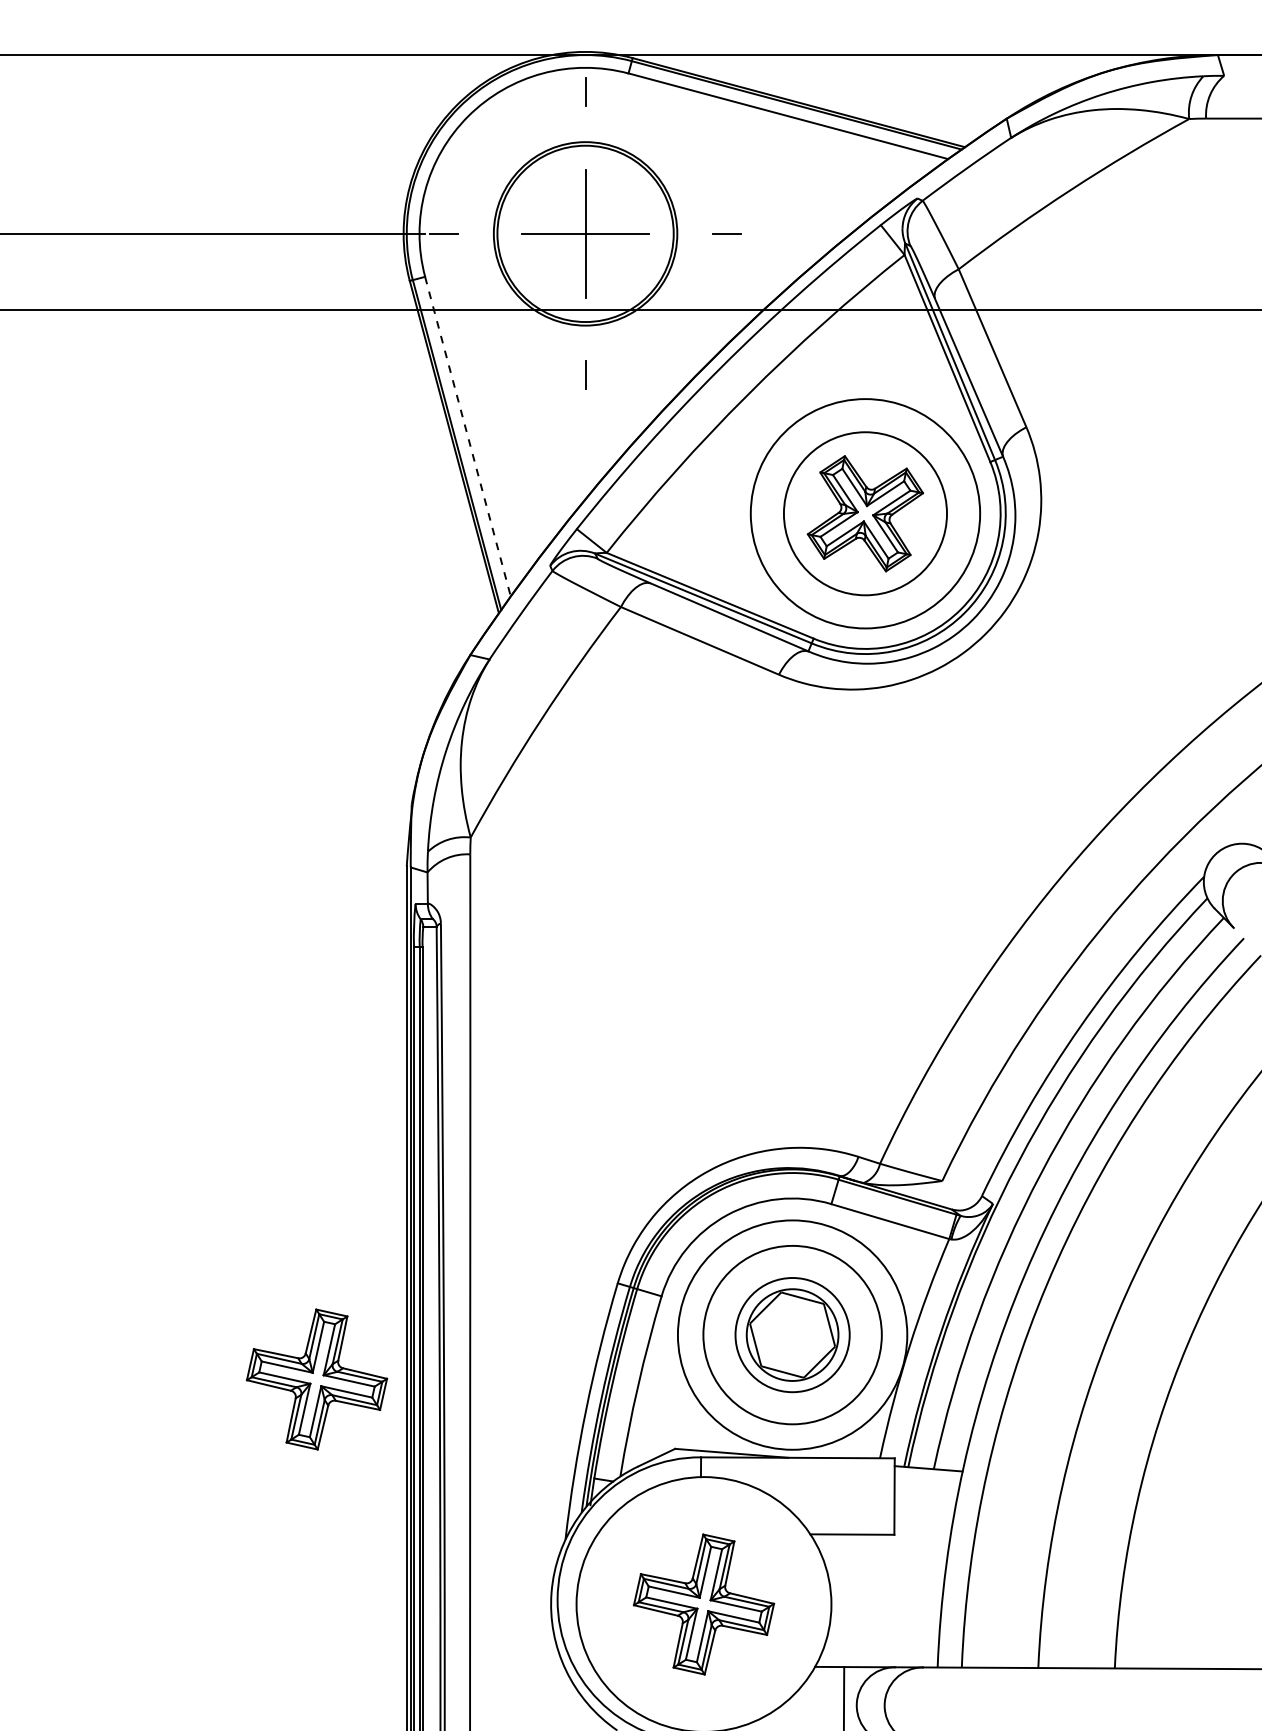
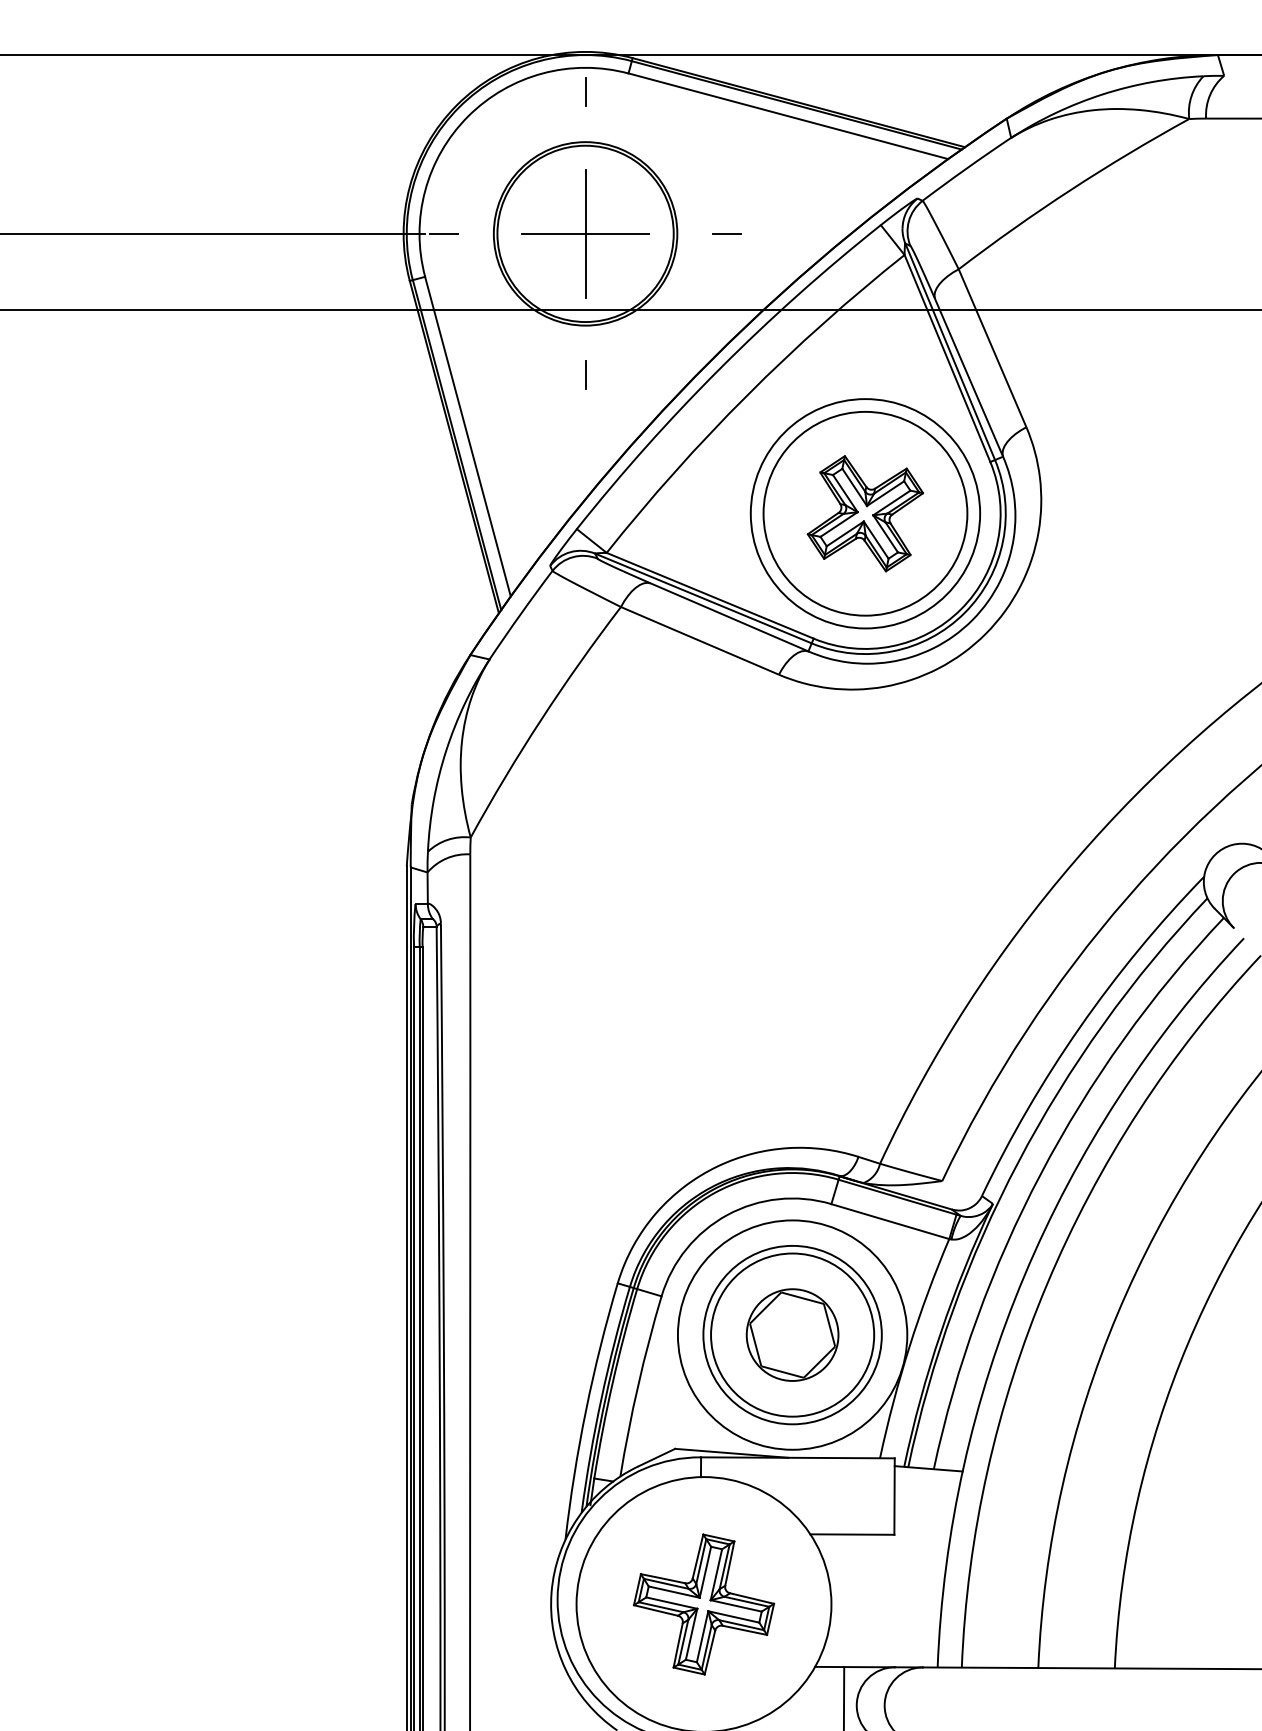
line: dashed -> solid (467, 436)
circle diameter: 163 px -> 204 px (865, 513)
circle diameter: 114 px -> 163 px (792, 1334)
part: present -> none (316, 1379)
